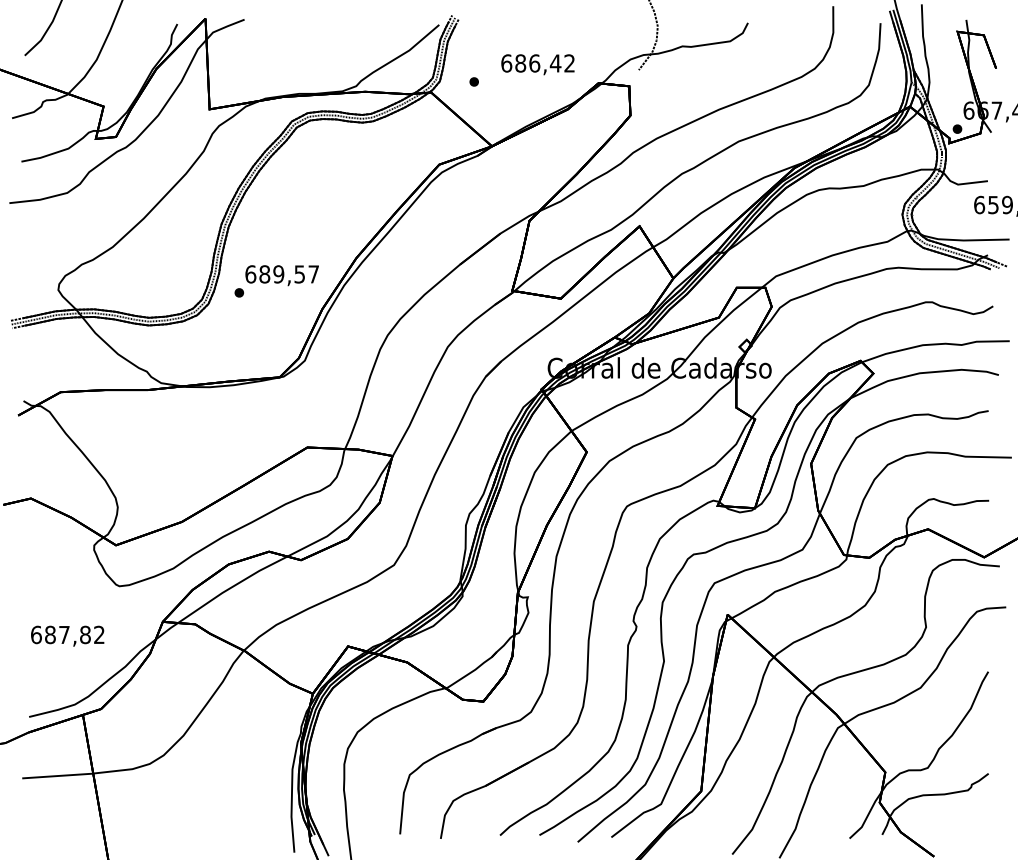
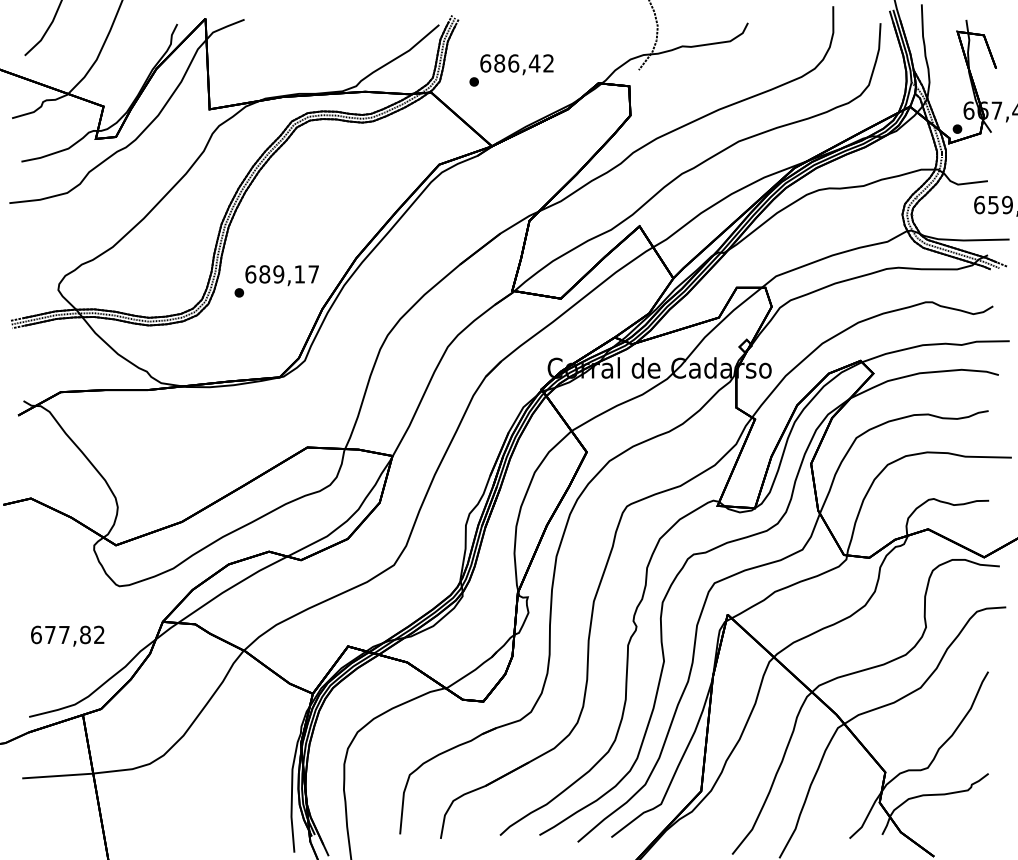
text position: (537, 64) -> (516, 64) (516, 64)
text: 689,57 -> 689,17 (299, 274)
text: 687,82 -> 677,82 (50, 634)
